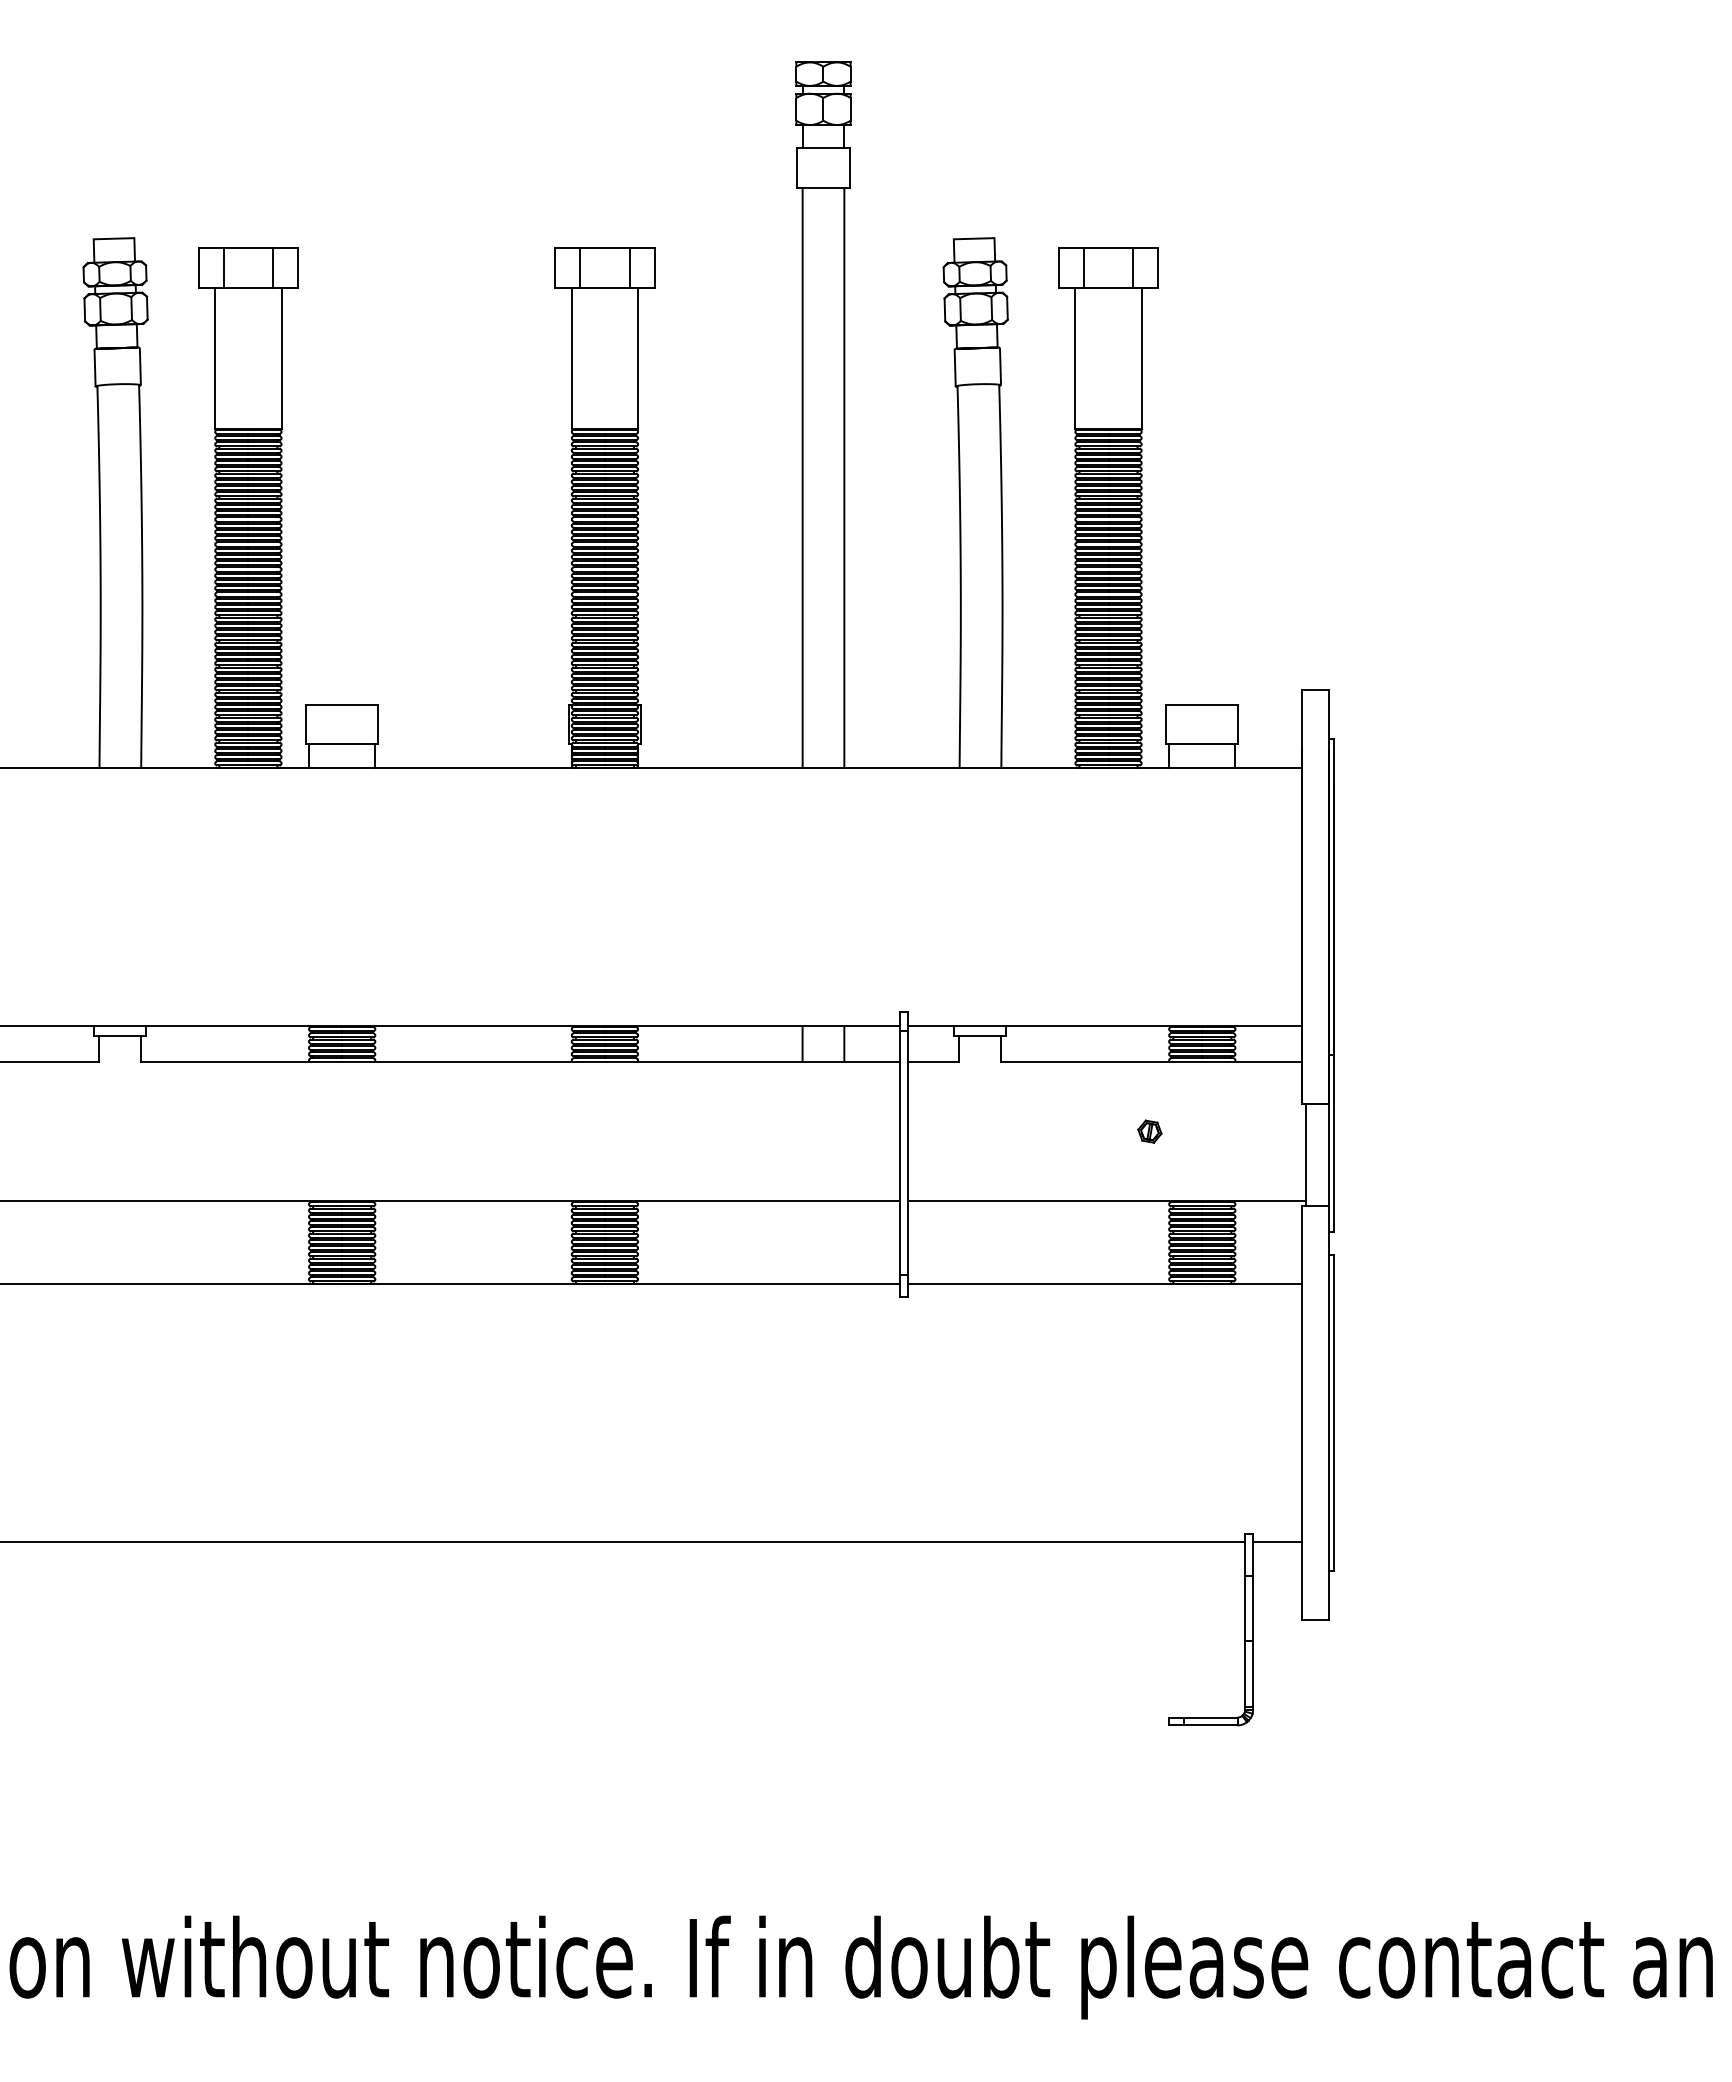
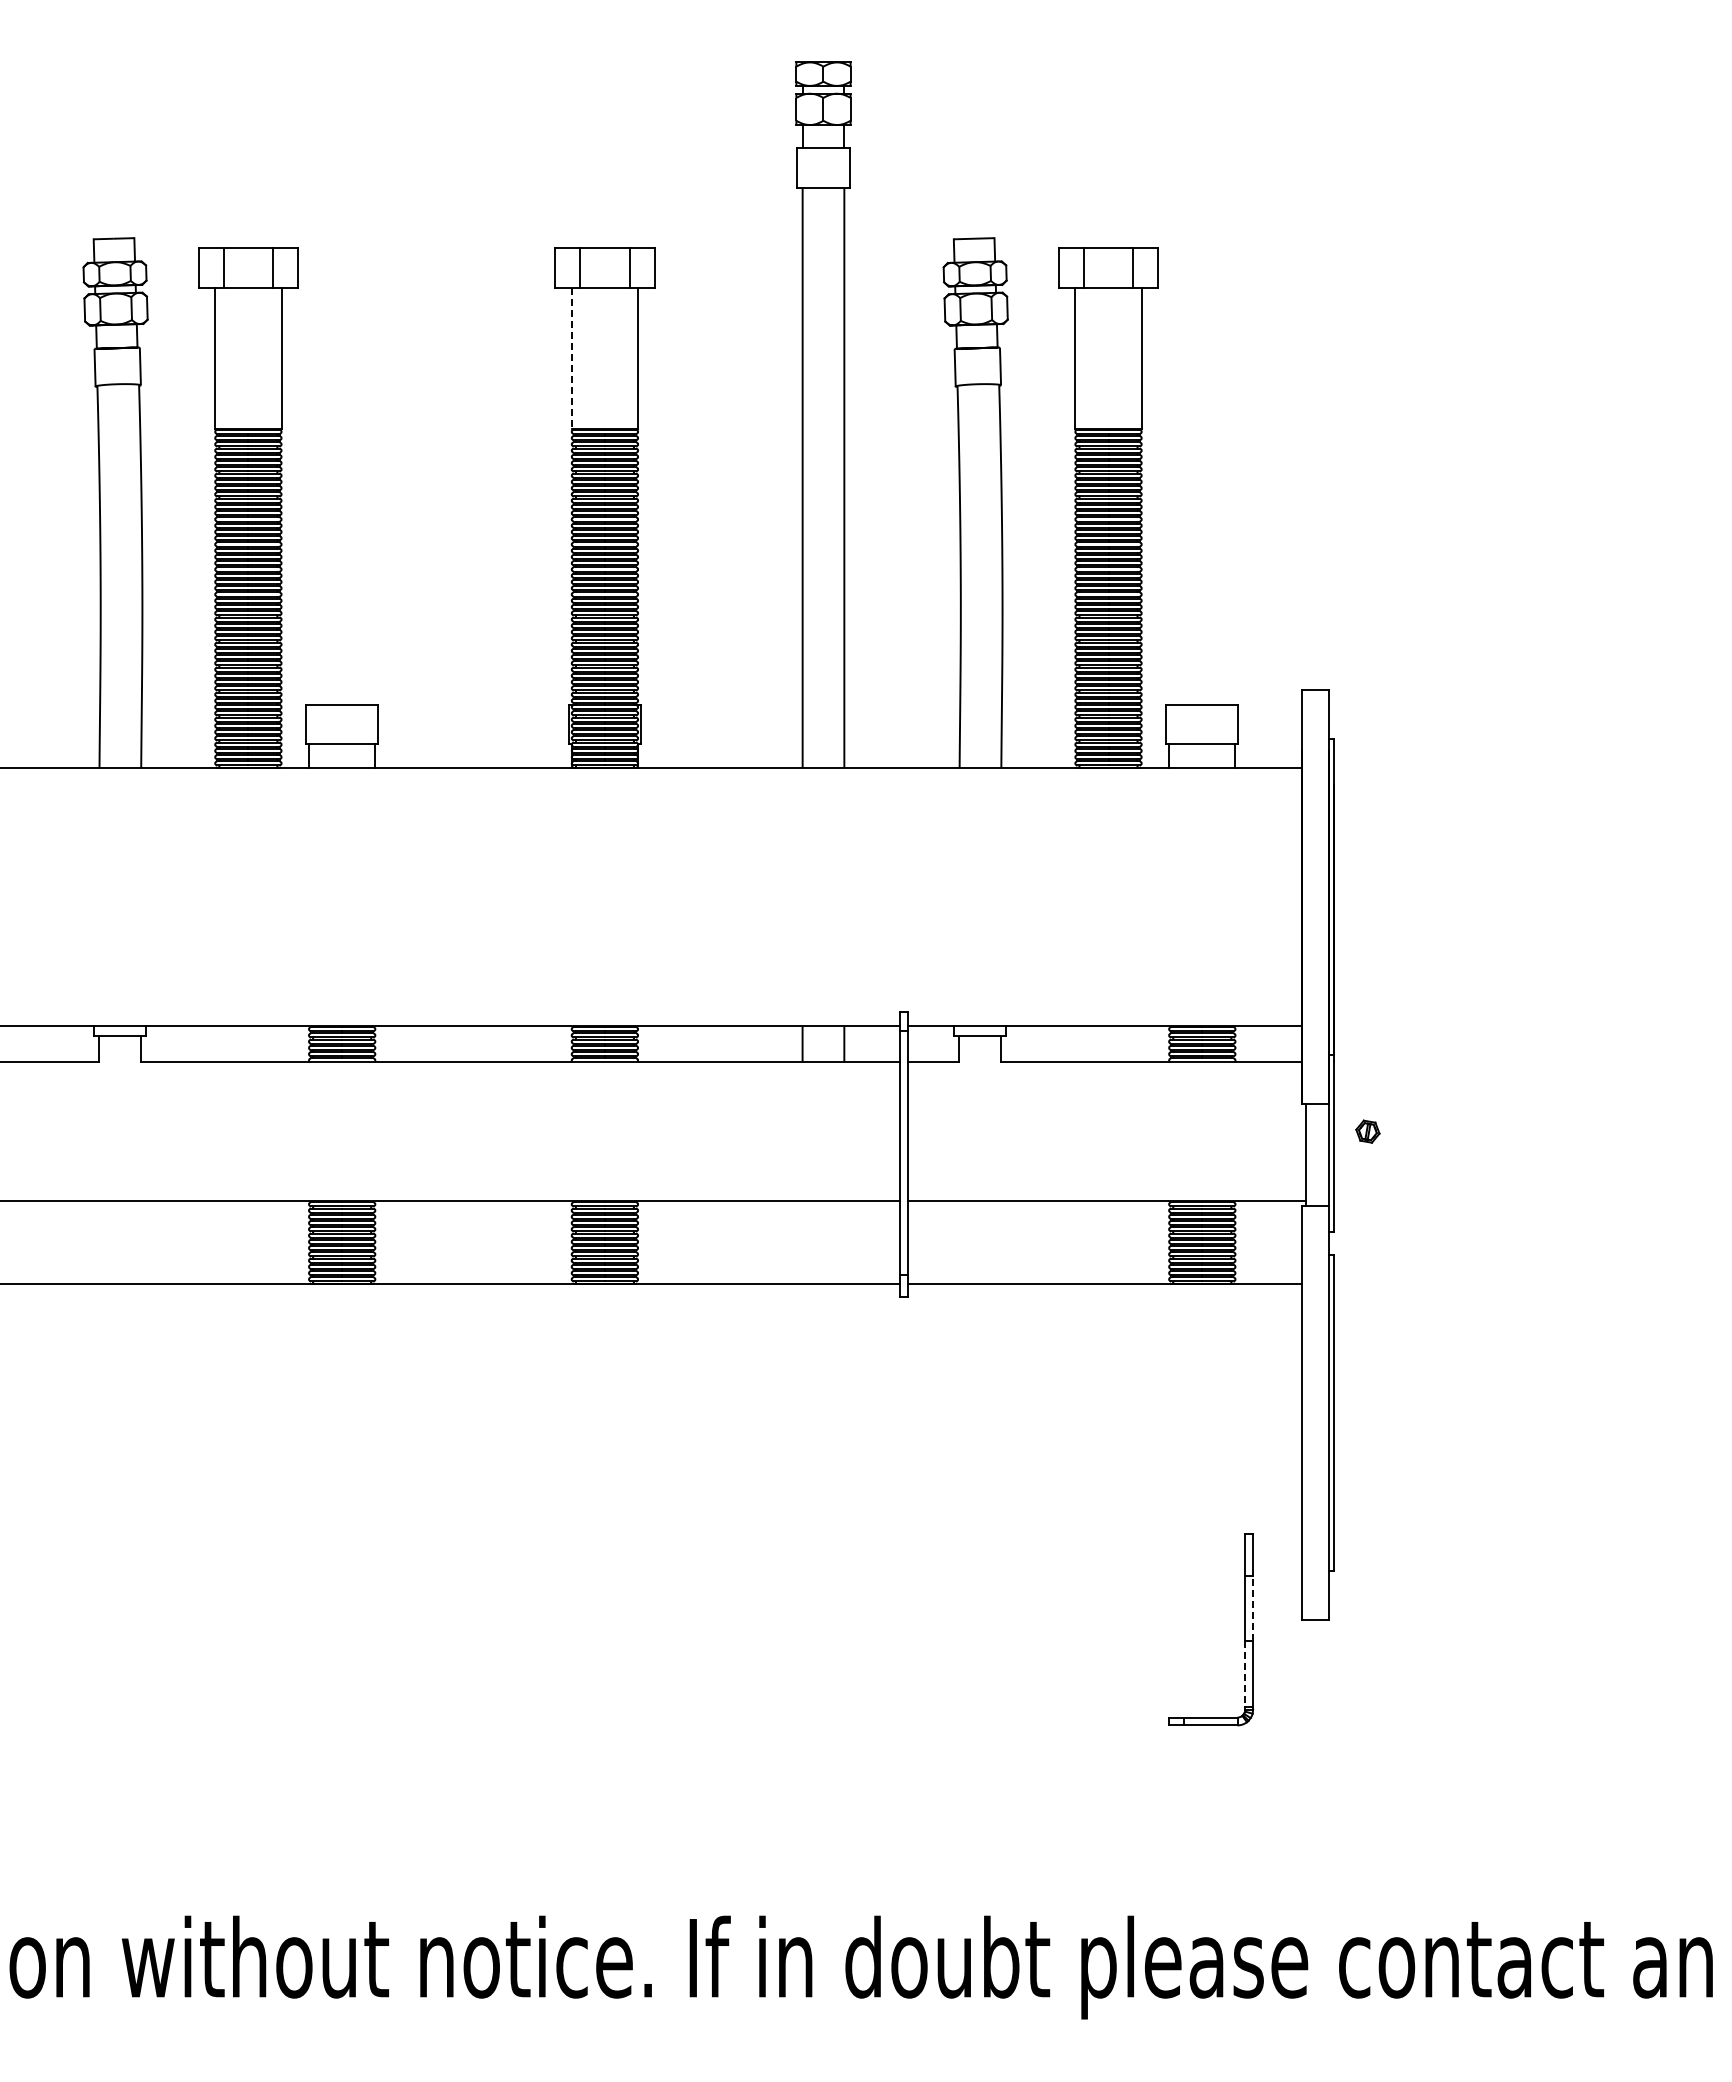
line: solid -> dashed (571, 358)
part position: (1149, 1131) -> (1367, 1131) (1367, 1131)
line: present -> none (623, 1542)
line: present -> none (1277, 1542)
line: solid -> dashed (1253, 1607)
line: solid -> dashed (1245, 1674)
